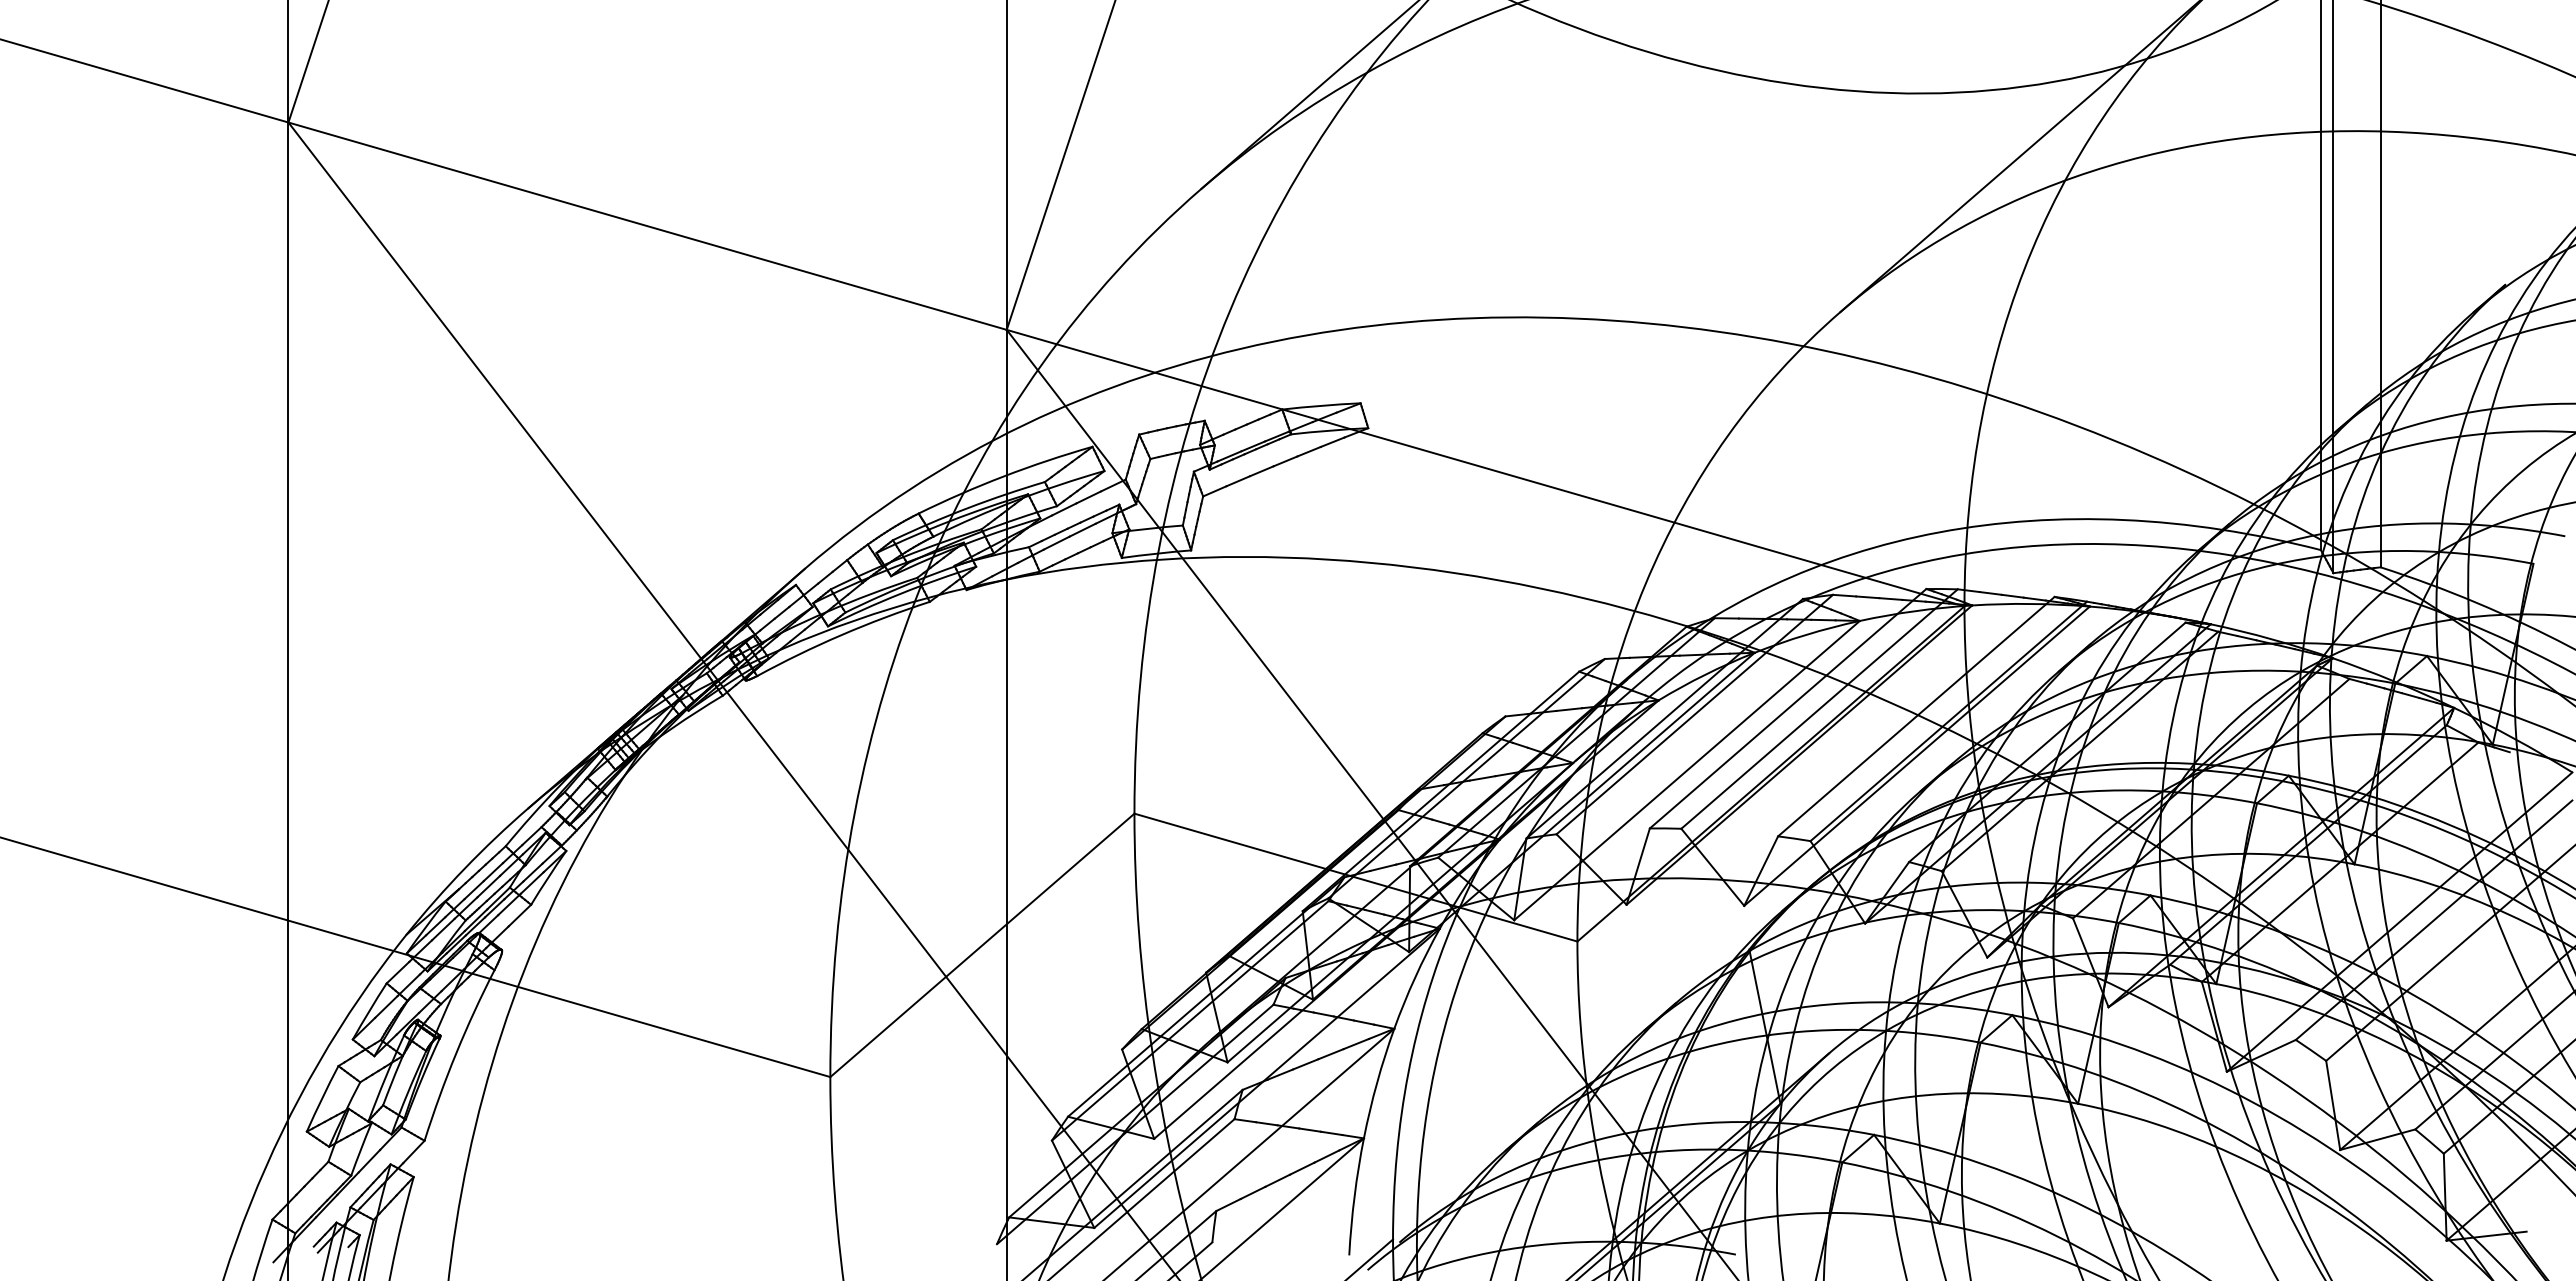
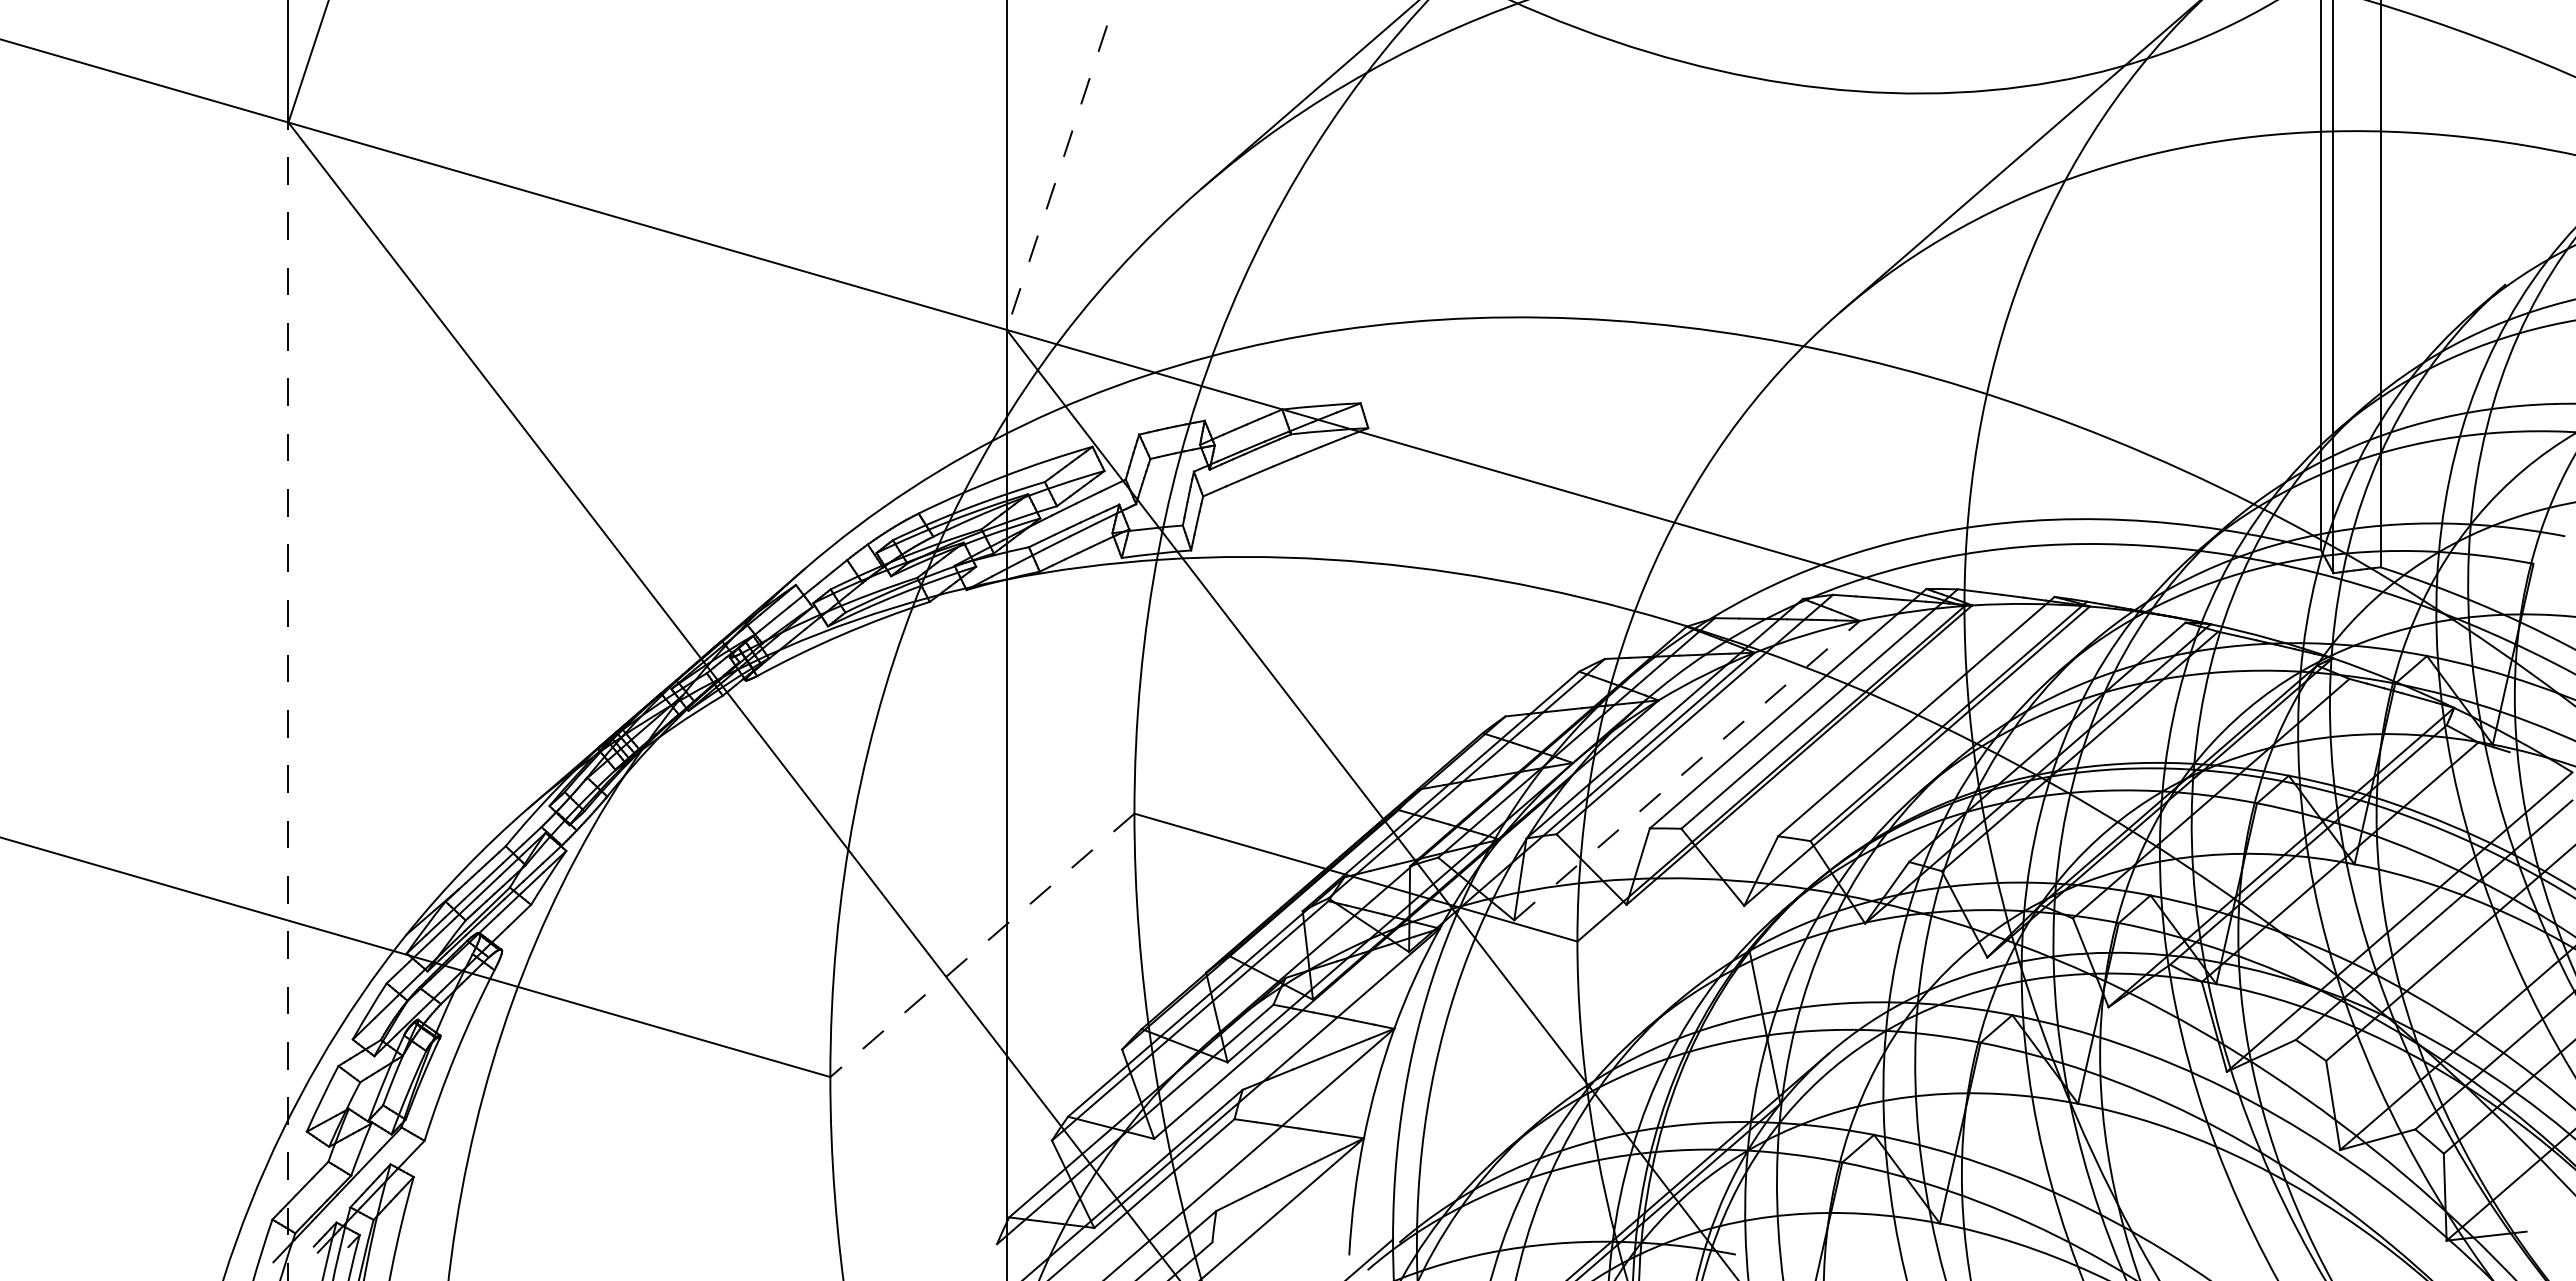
line: solid -> dashed (1060, 165)
line: solid -> dashed (288, 701)
line: solid -> dashed (1687, 770)
line: solid -> dashed (982, 945)
